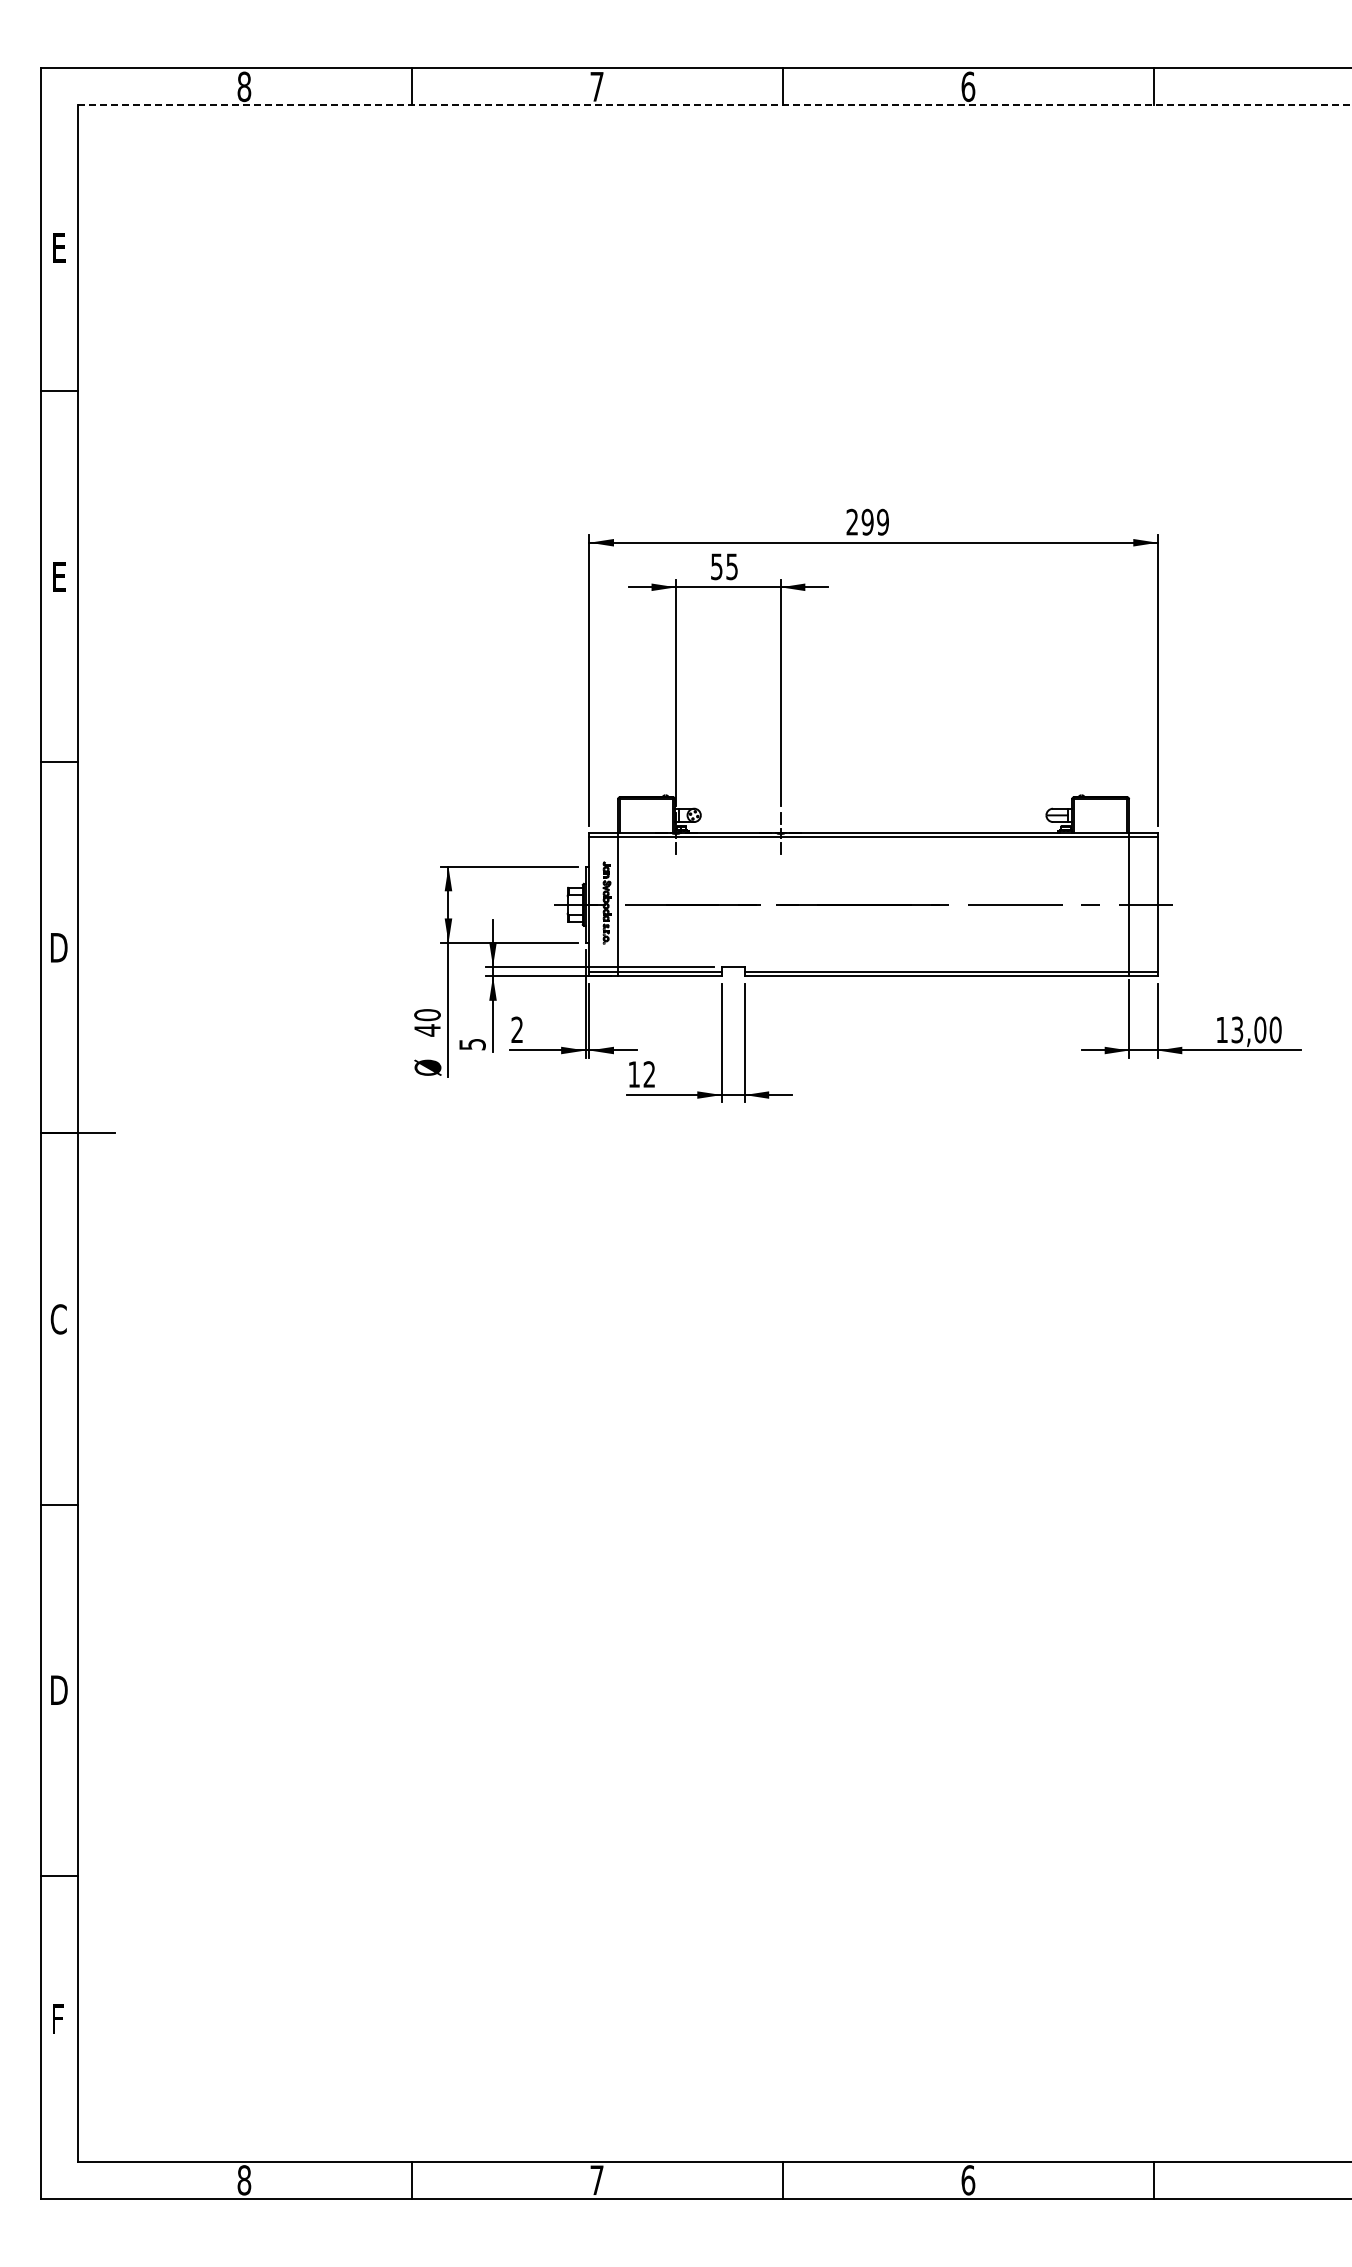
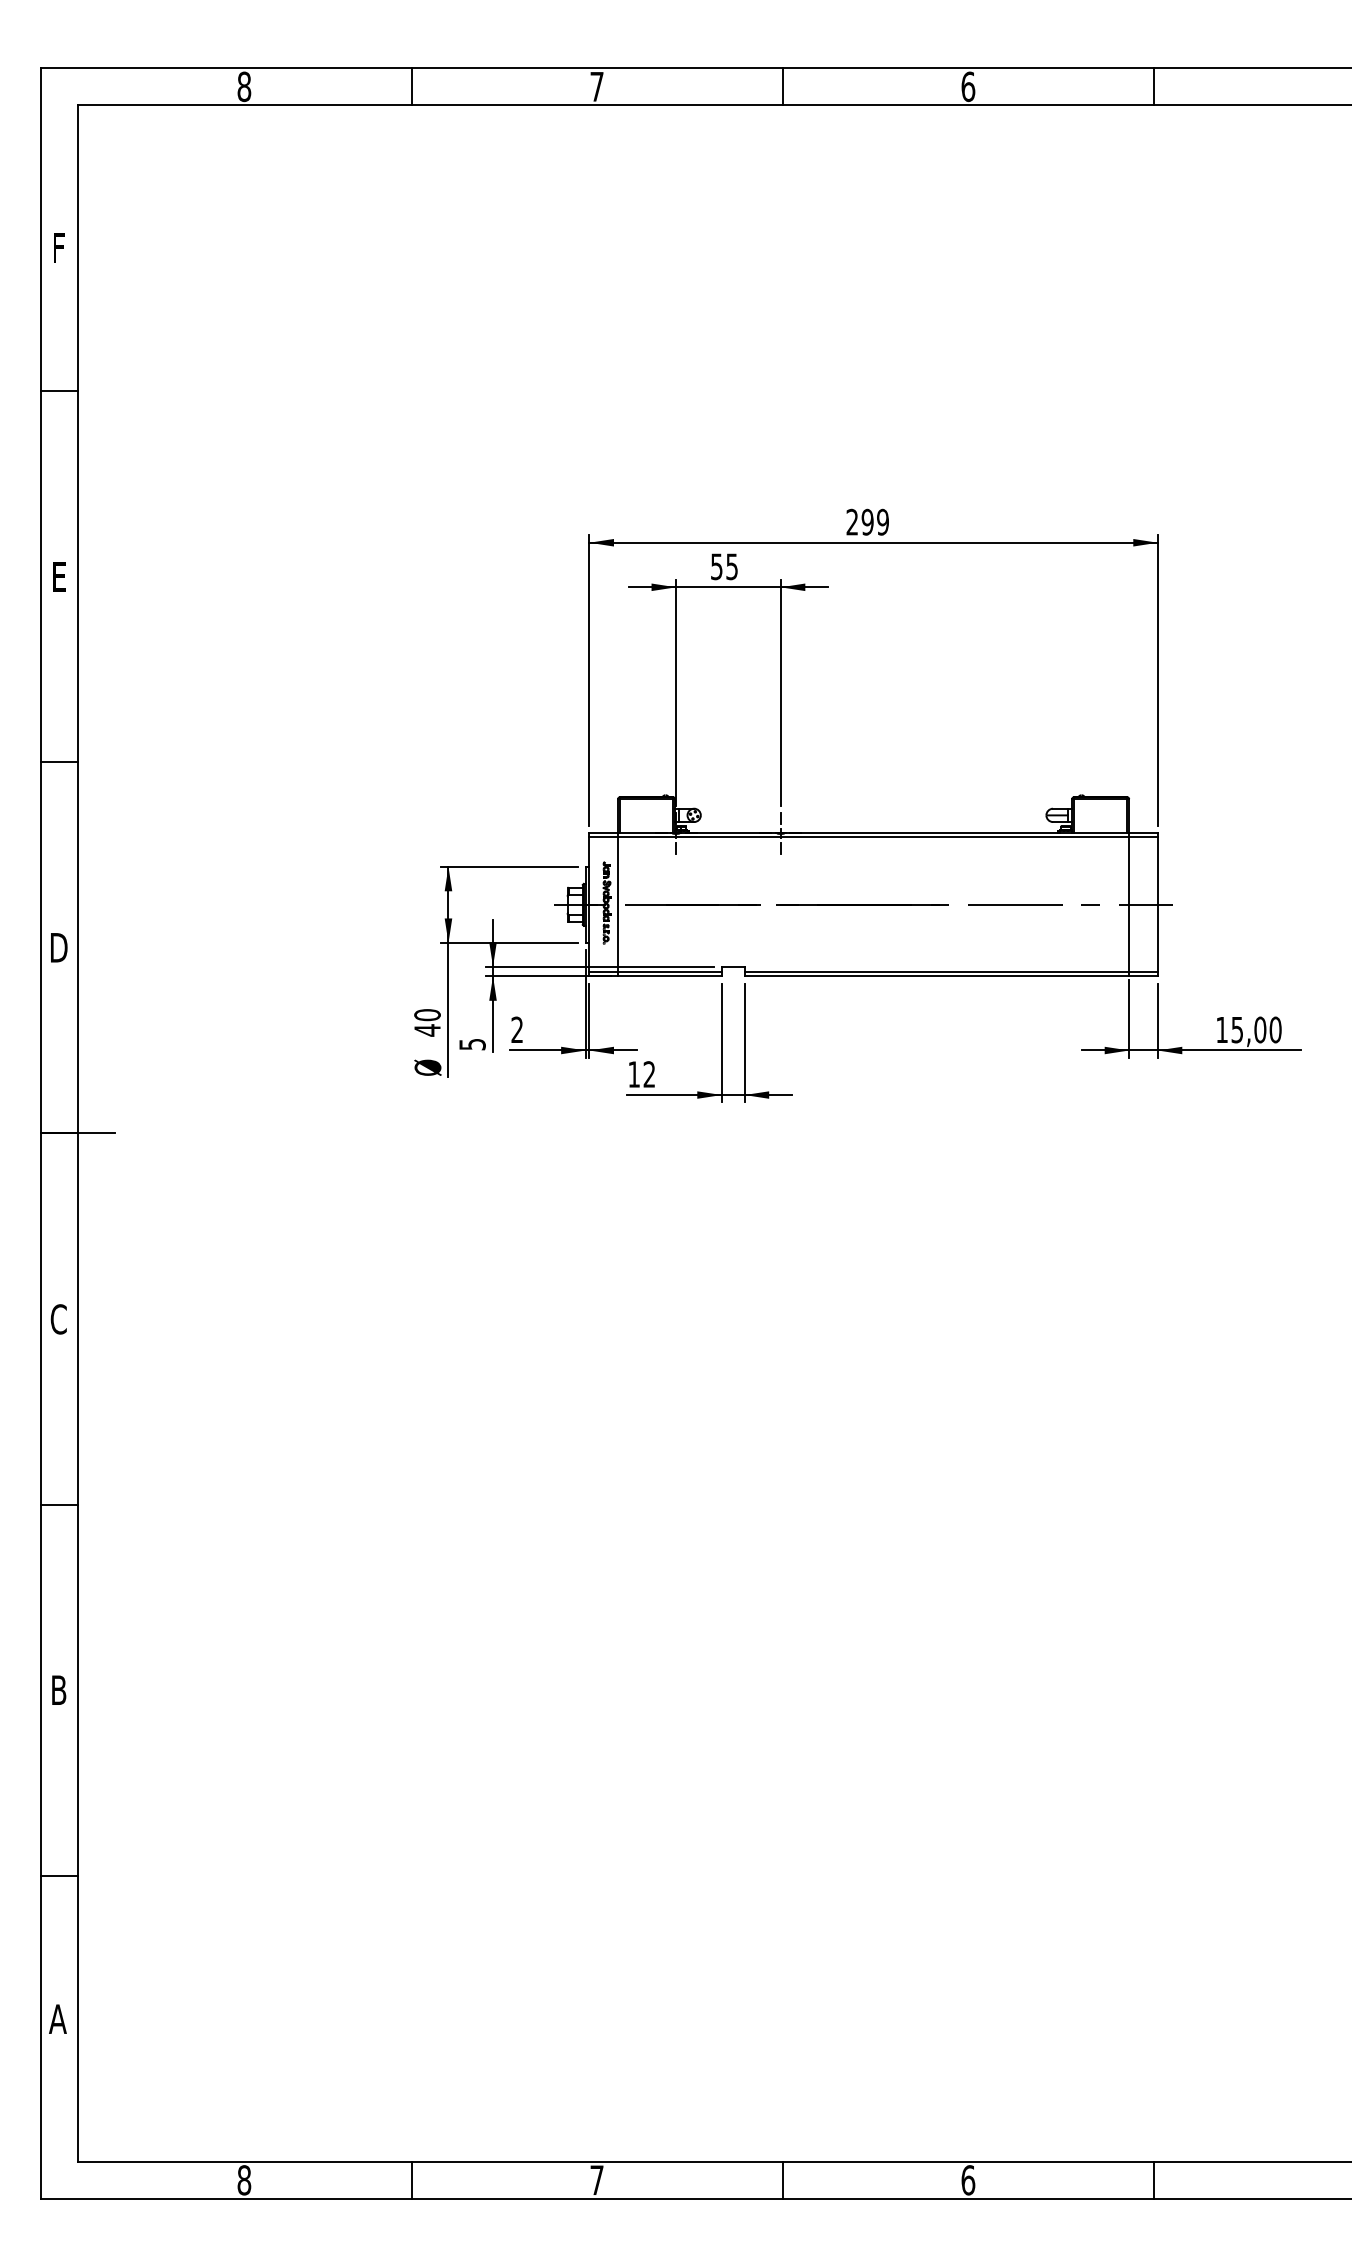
line: dashed -> solid (714, 105)
text: E -> F (59, 247)
text: 13,00 -> 15,00 (1237, 1029)
text: D -> B (59, 1689)
text: F -> A (57, 2018)
